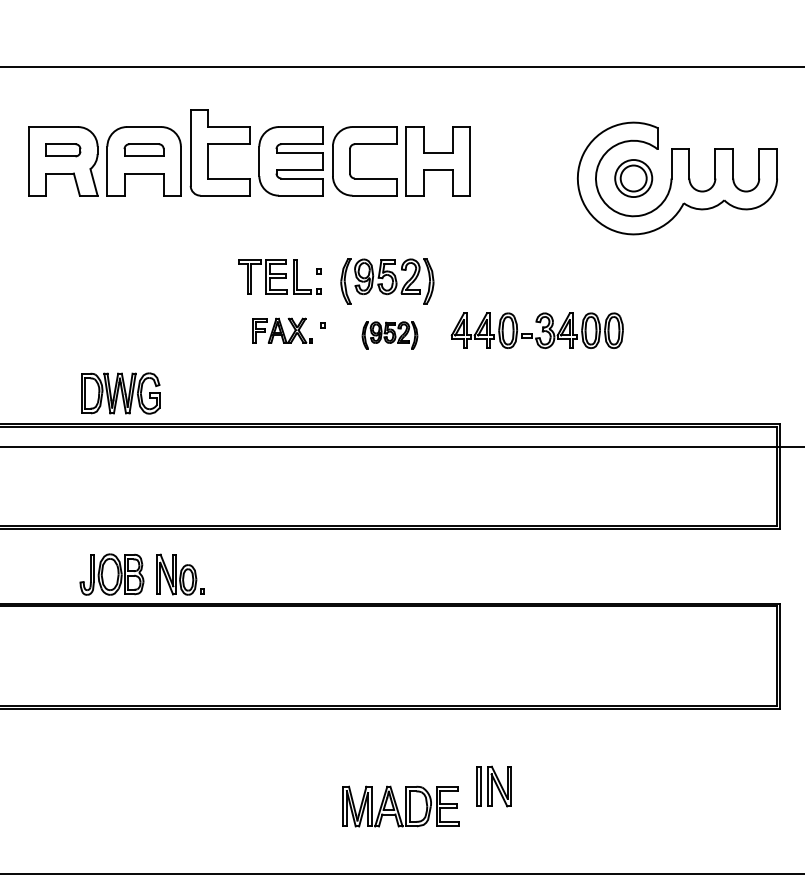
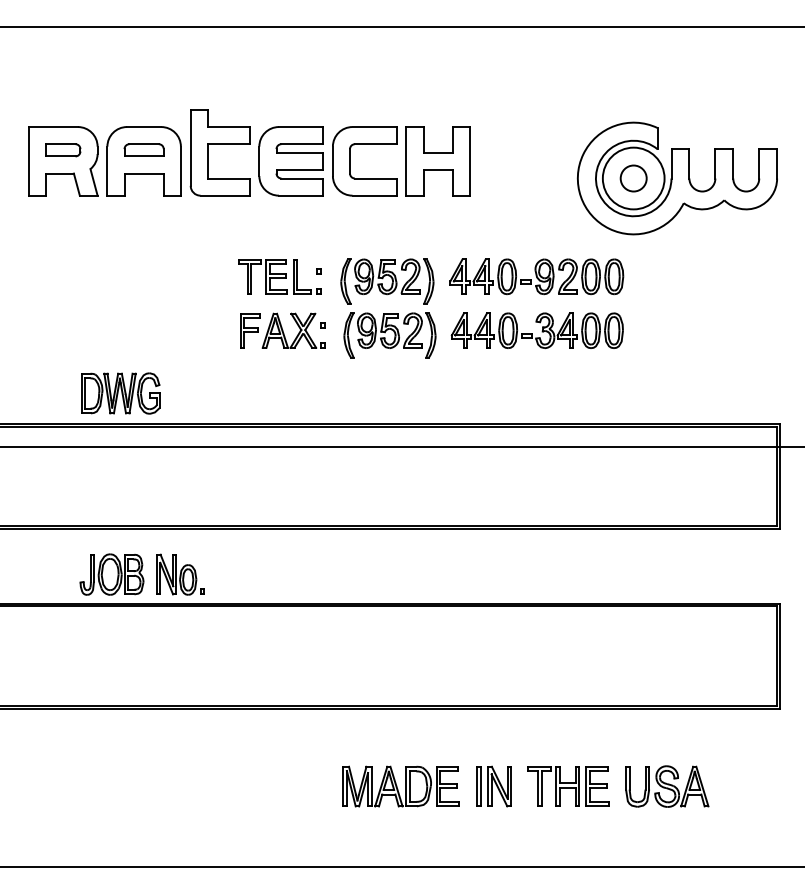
line position: (401, 66) -> (401, 26) (401, 26)
circle diameter: 37 px -> 62 px (633, 178)
part: none -> present (536, 276)
part size: 61x27 px -> 86x37 px (282, 330)
part size: 58x29 px -> 94x47 px (389, 335)
part: none -> present (568, 786)
part: none -> present (667, 786)
part position: (400, 806) -> (400, 786) (400, 786)
line position: (401, 874) -> (401, 867) (401, 867)
